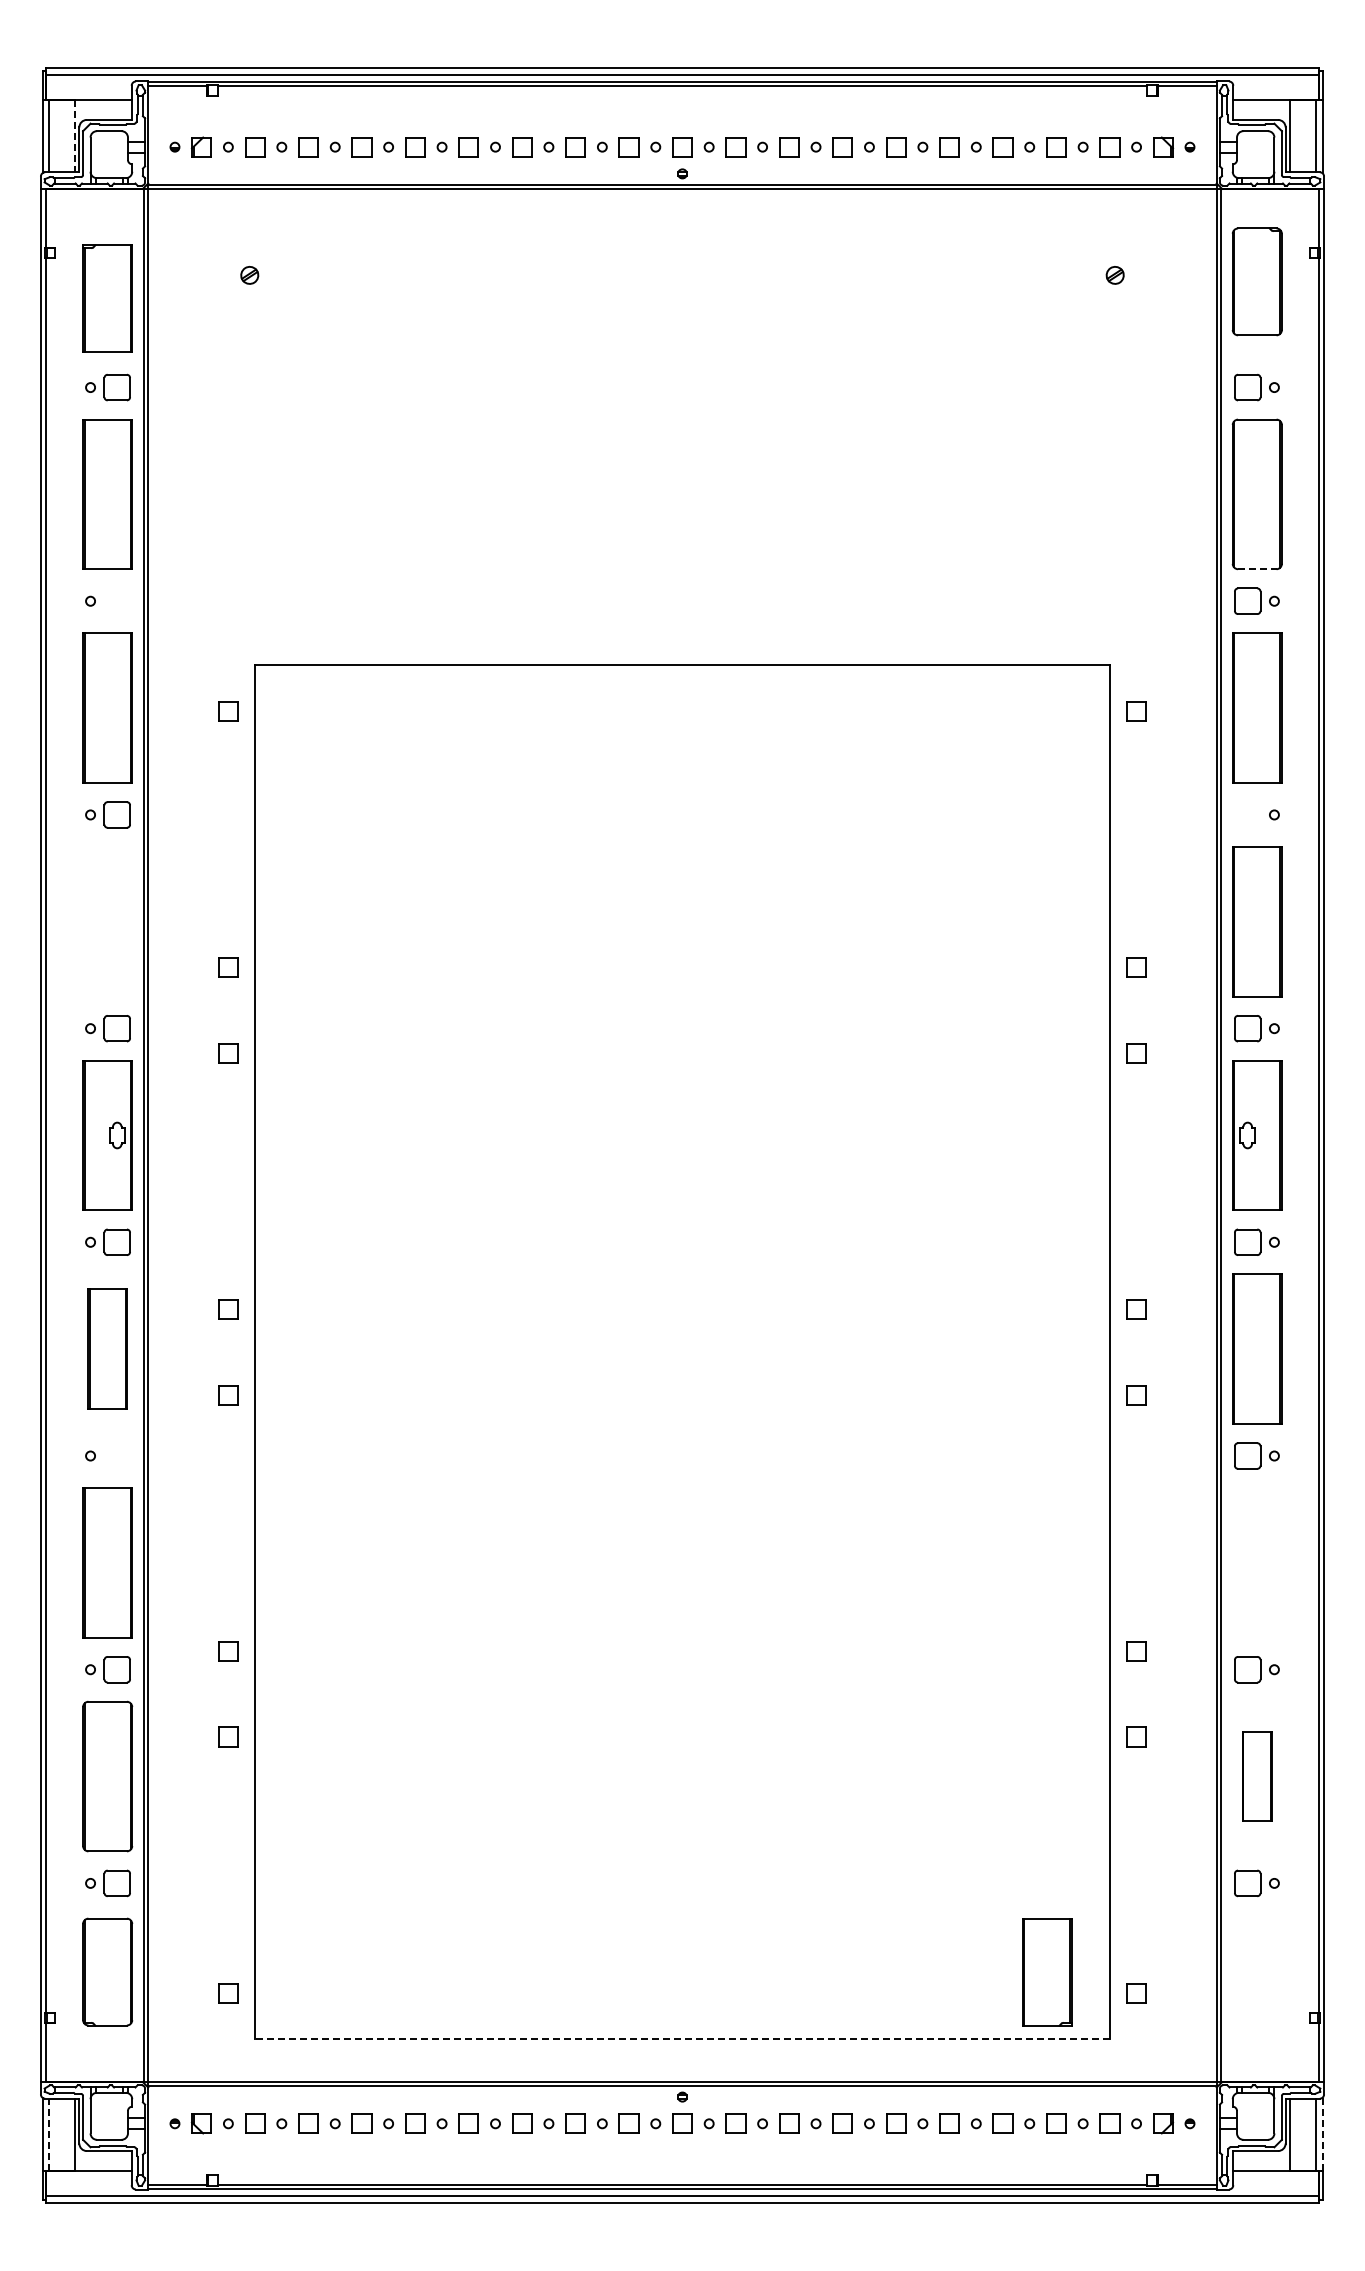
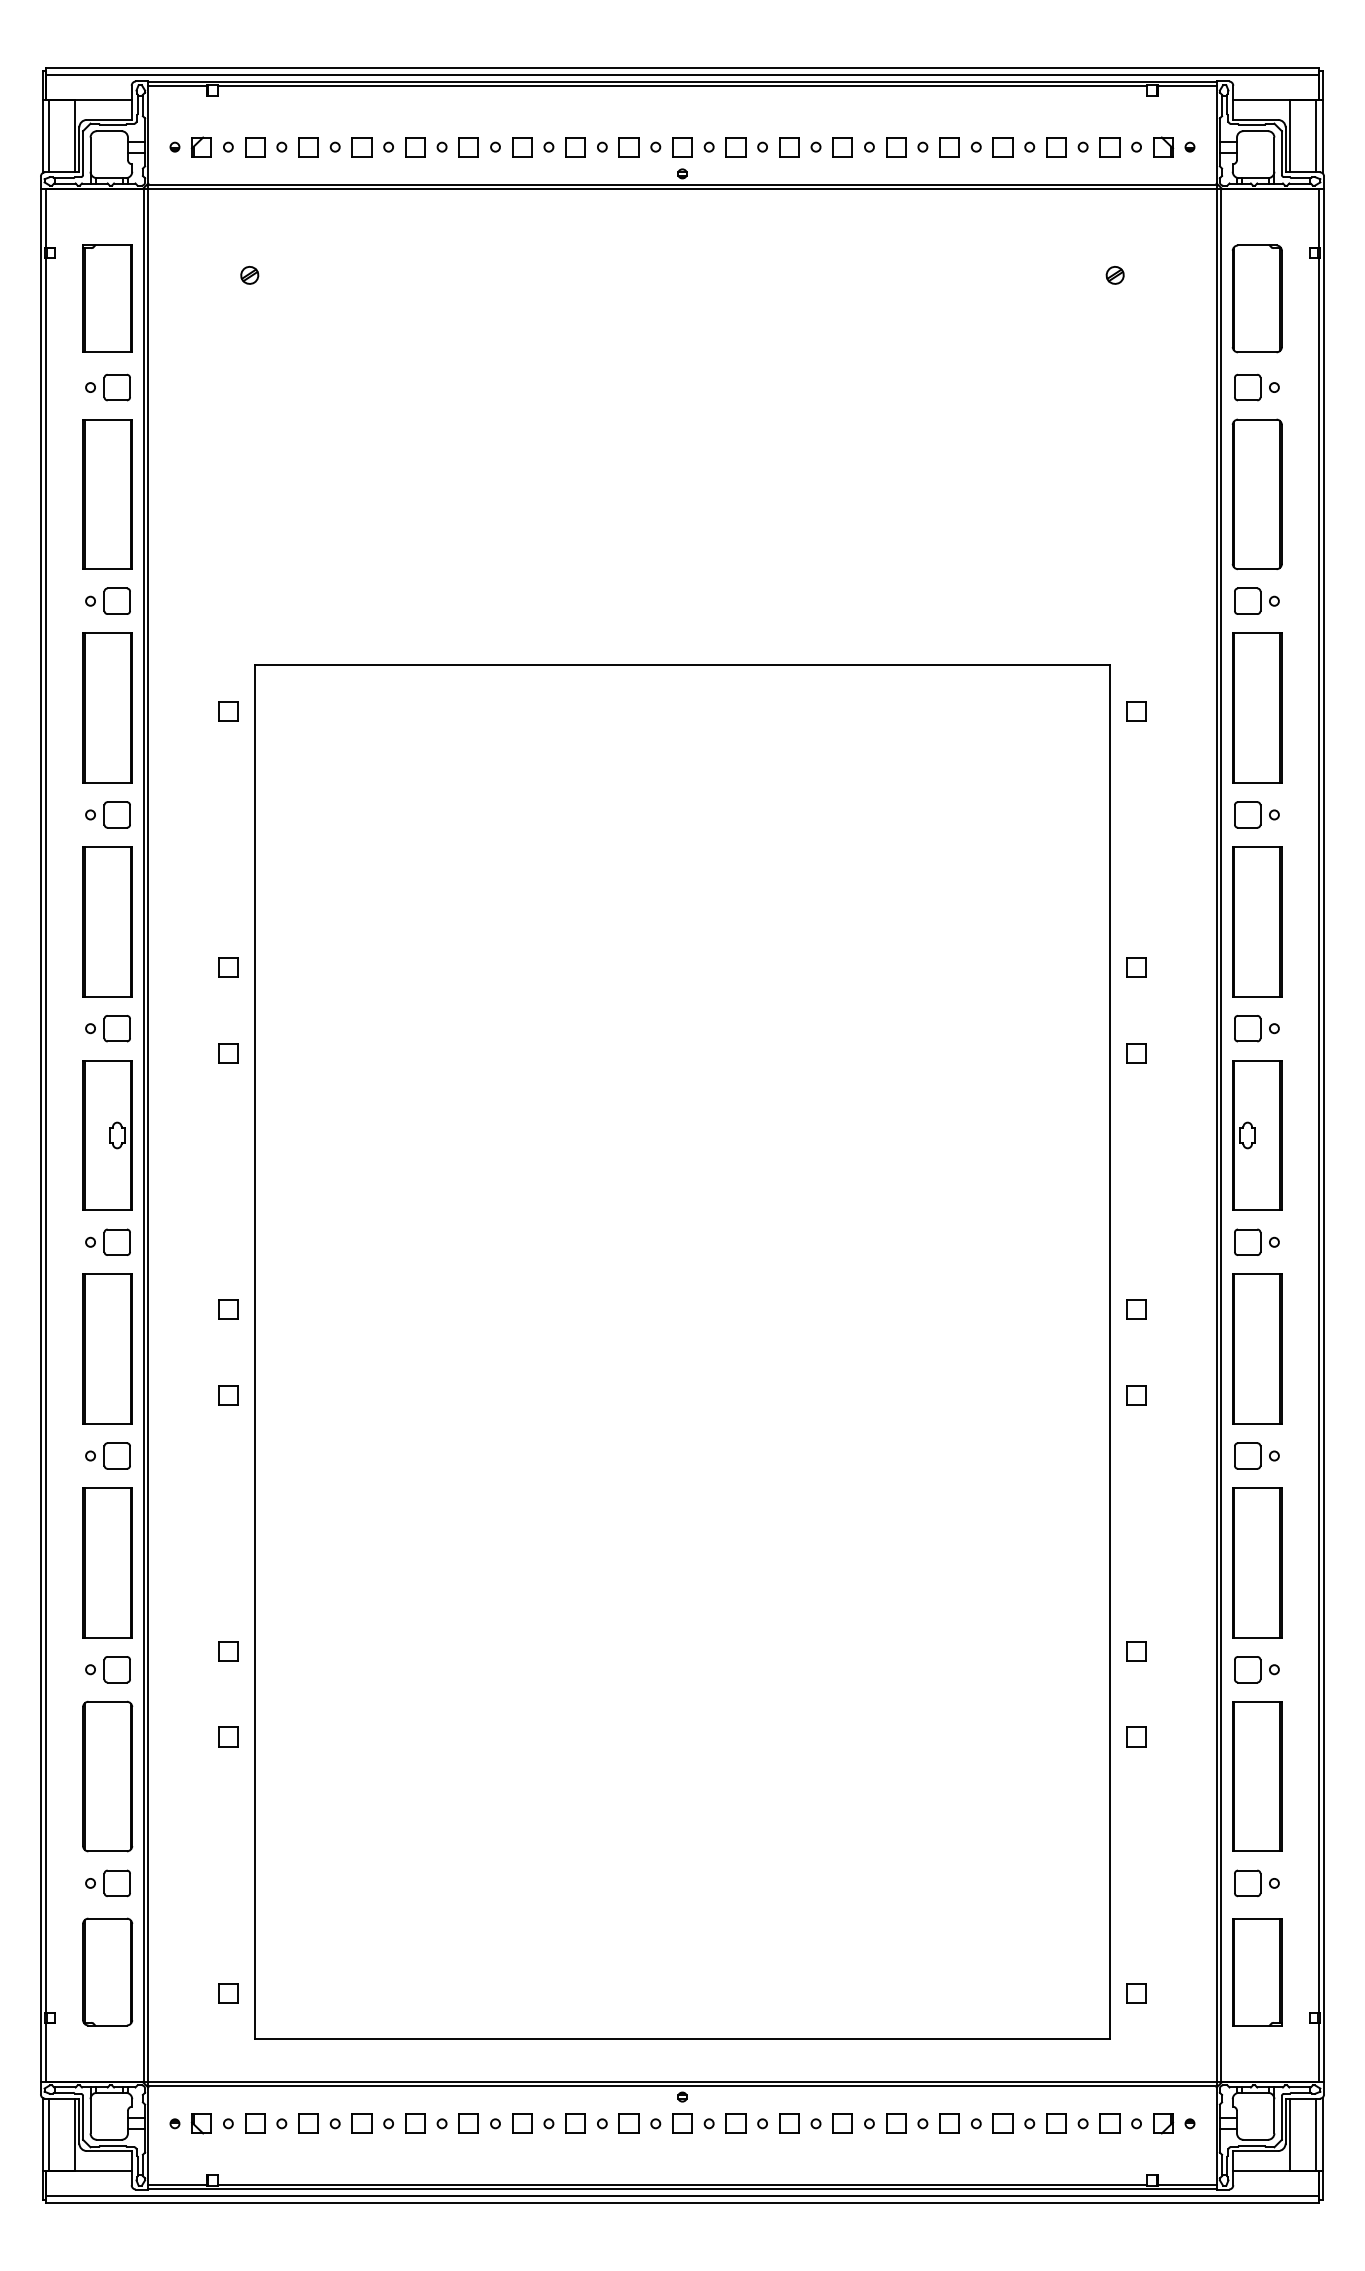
line: dashed -> solid (74, 136)
part position: (1256, 281) -> (1256, 298) (1256, 298)
line: dashed -> solid (1257, 569)
part: none -> present (116, 600)
part: none -> present (1247, 814)
part: none -> present (107, 921)
part size: 41x122 px -> 51x152 px (107, 1348)
part: none -> present (116, 1455)
part: none -> present (1257, 1562)
part size: 31x91 px -> 51x151 px (1257, 1776)
part position: (1047, 1972) -> (1257, 1972) (1257, 1972)
line: dashed -> solid (682, 2039)
line: dashed -> solid (1322, 2133)
line: dashed -> solid (48, 2134)
